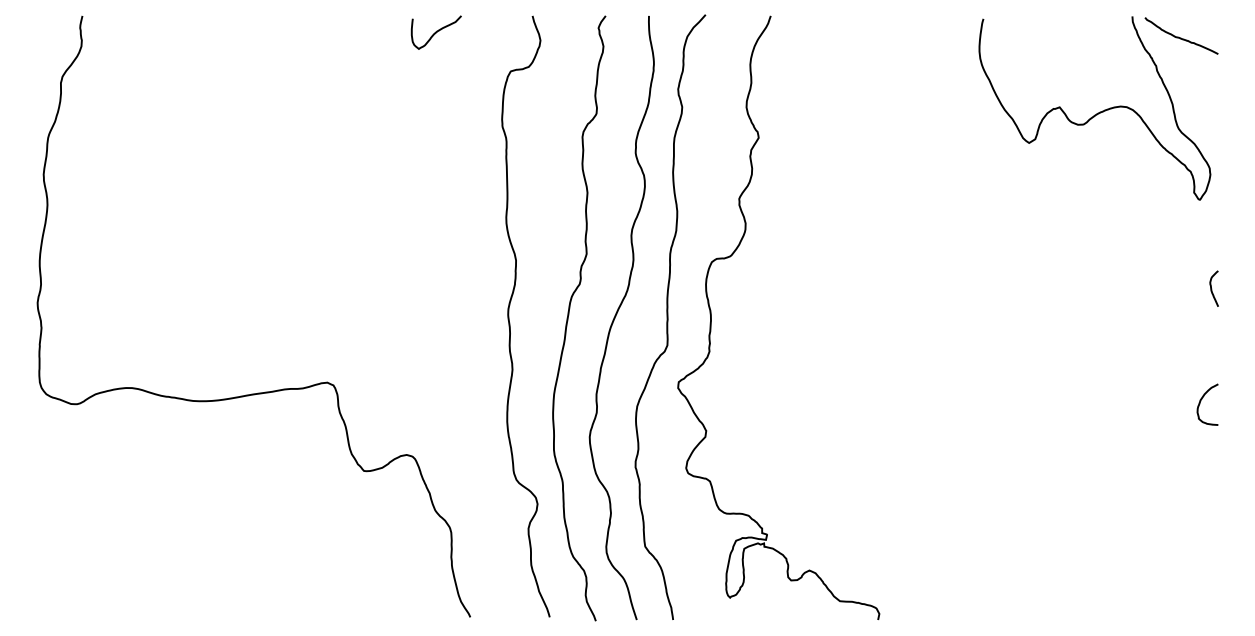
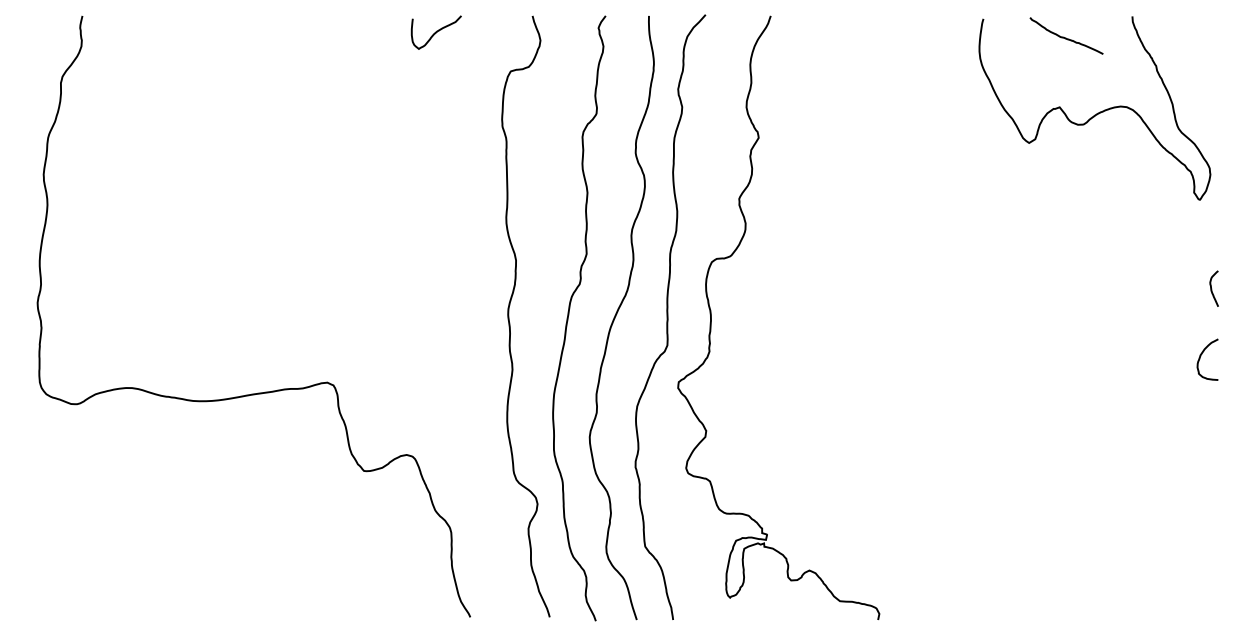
curve position: (1181, 37) -> (1066, 37) (1066, 37)
curve position: (1201, 401) -> (1201, 356) (1201, 356)
